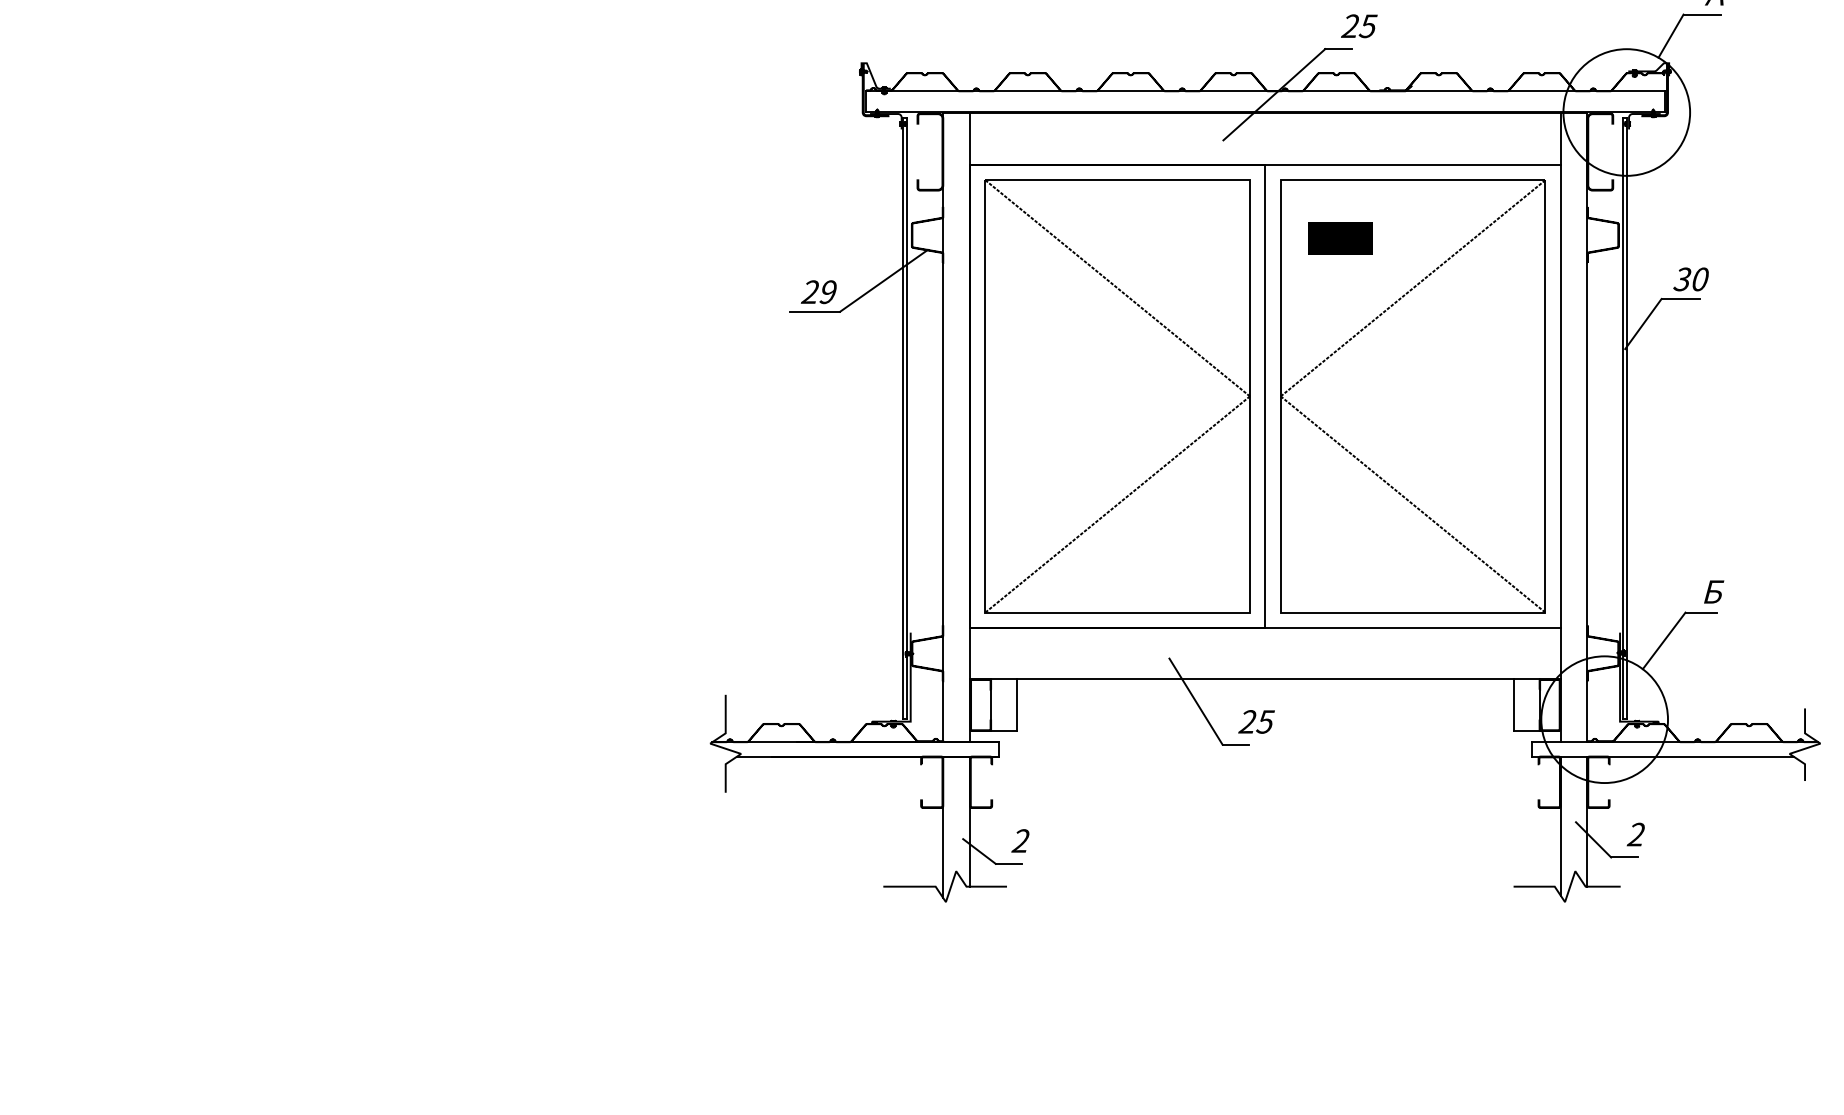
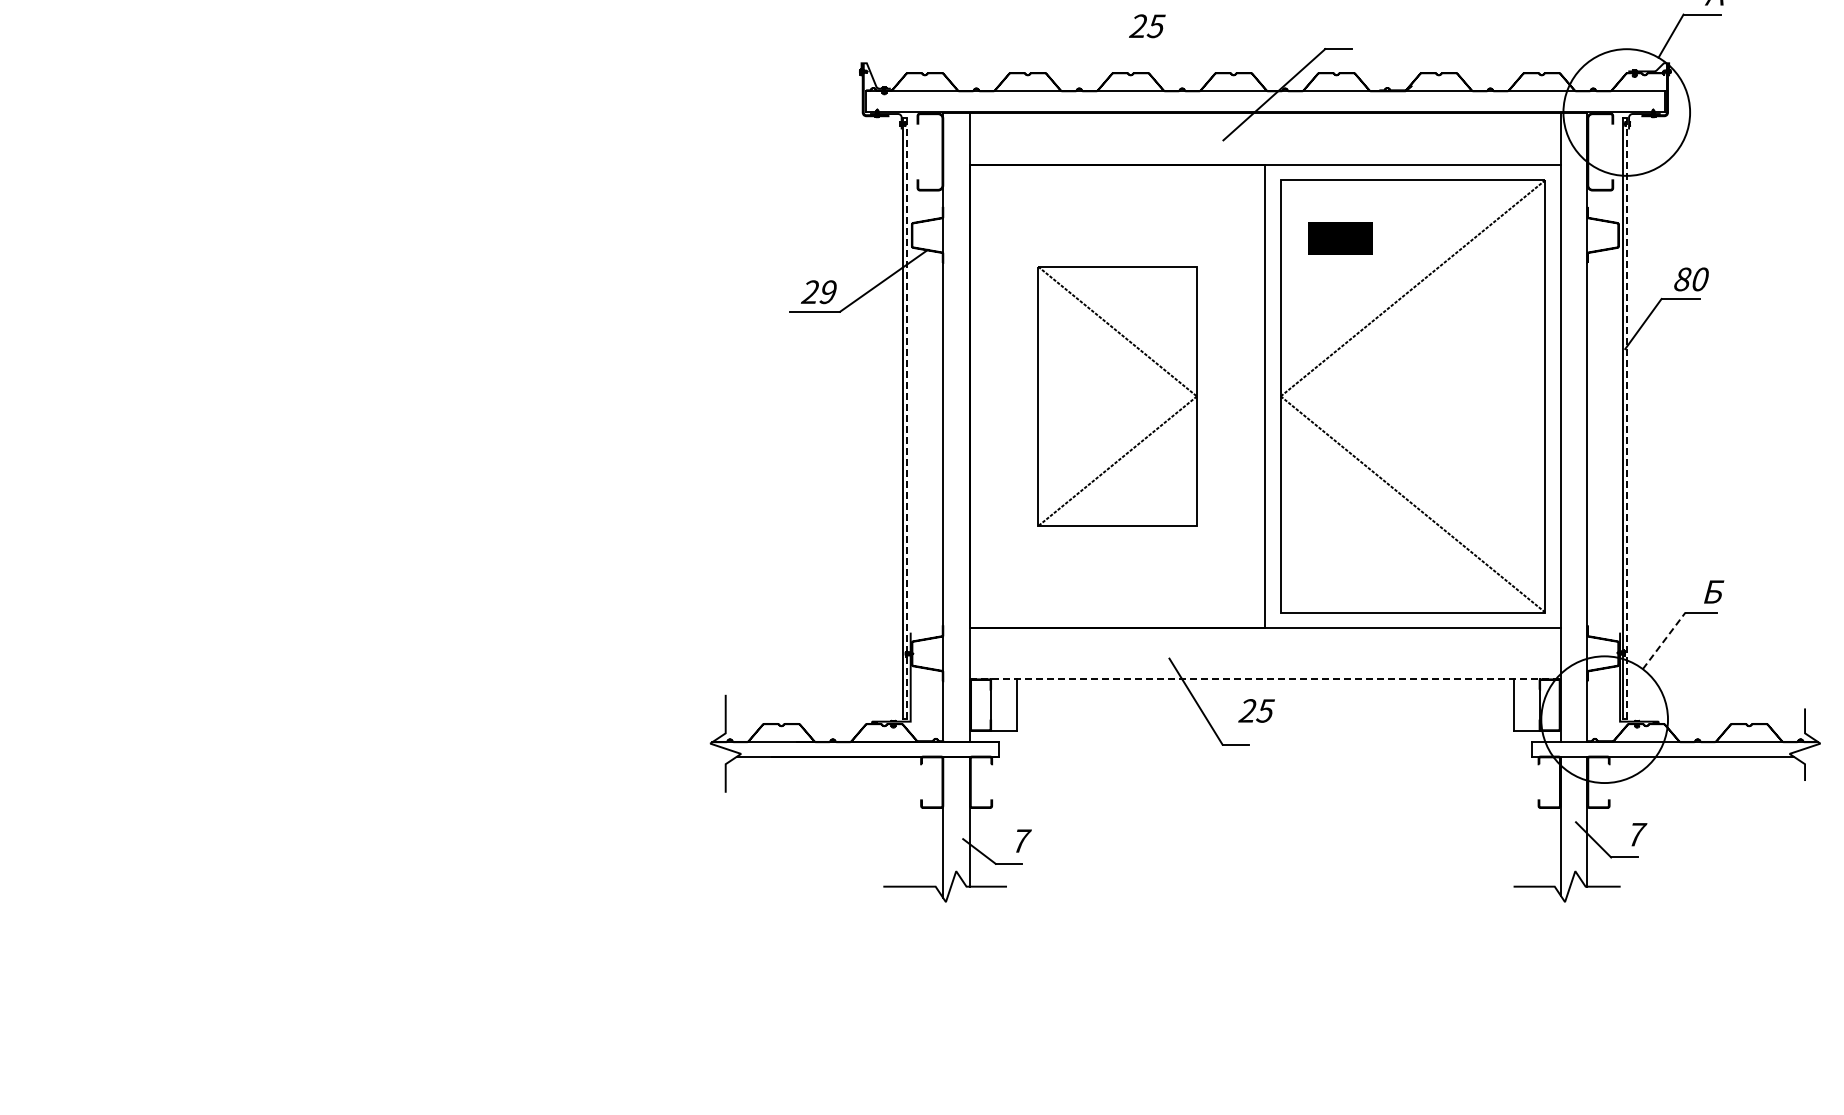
text position: (1359, 26) -> (1147, 26) (1147, 26)
text: 30 -> 80 (1682, 279)
part size: 267x435 px -> 161x261 px (1117, 396)
line: solid -> dashed (907, 418)
line: solid -> dashed (1627, 418)
line: solid -> dashed (1664, 640)
line: solid -> dashed (1265, 679)
text position: (1256, 721) -> (1256, 710) (1256, 710)
text: 2 -> 7 (1636, 834)
text: 2 -> 7 (1021, 840)
